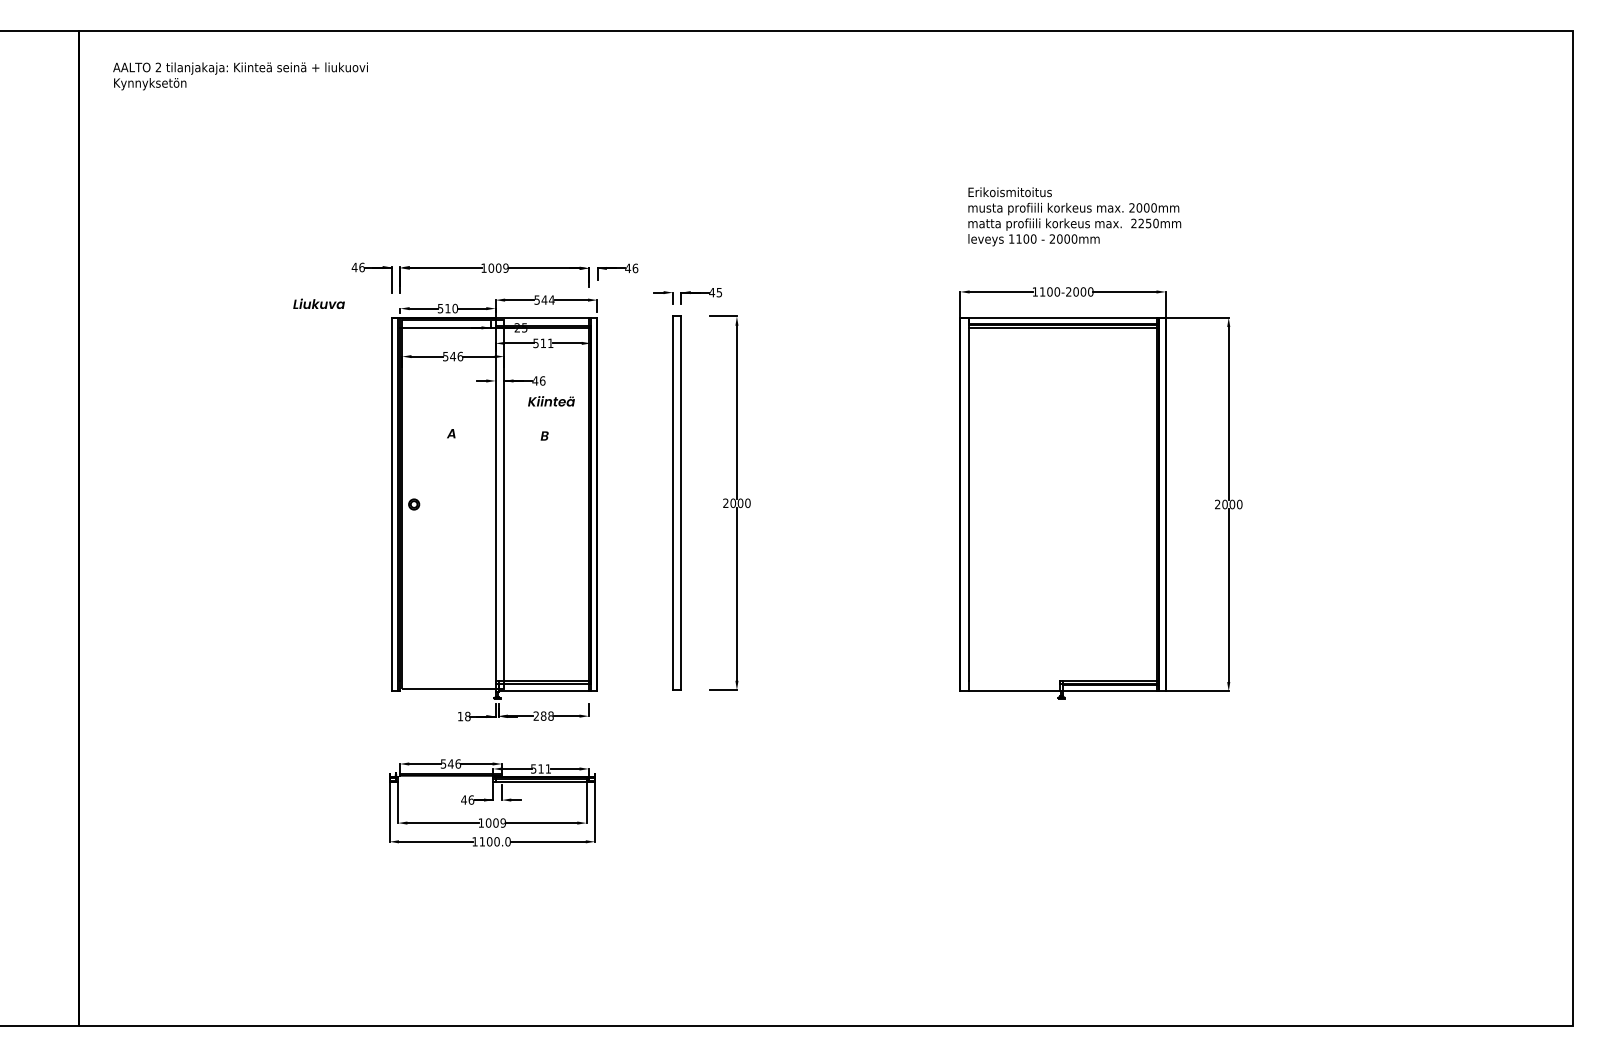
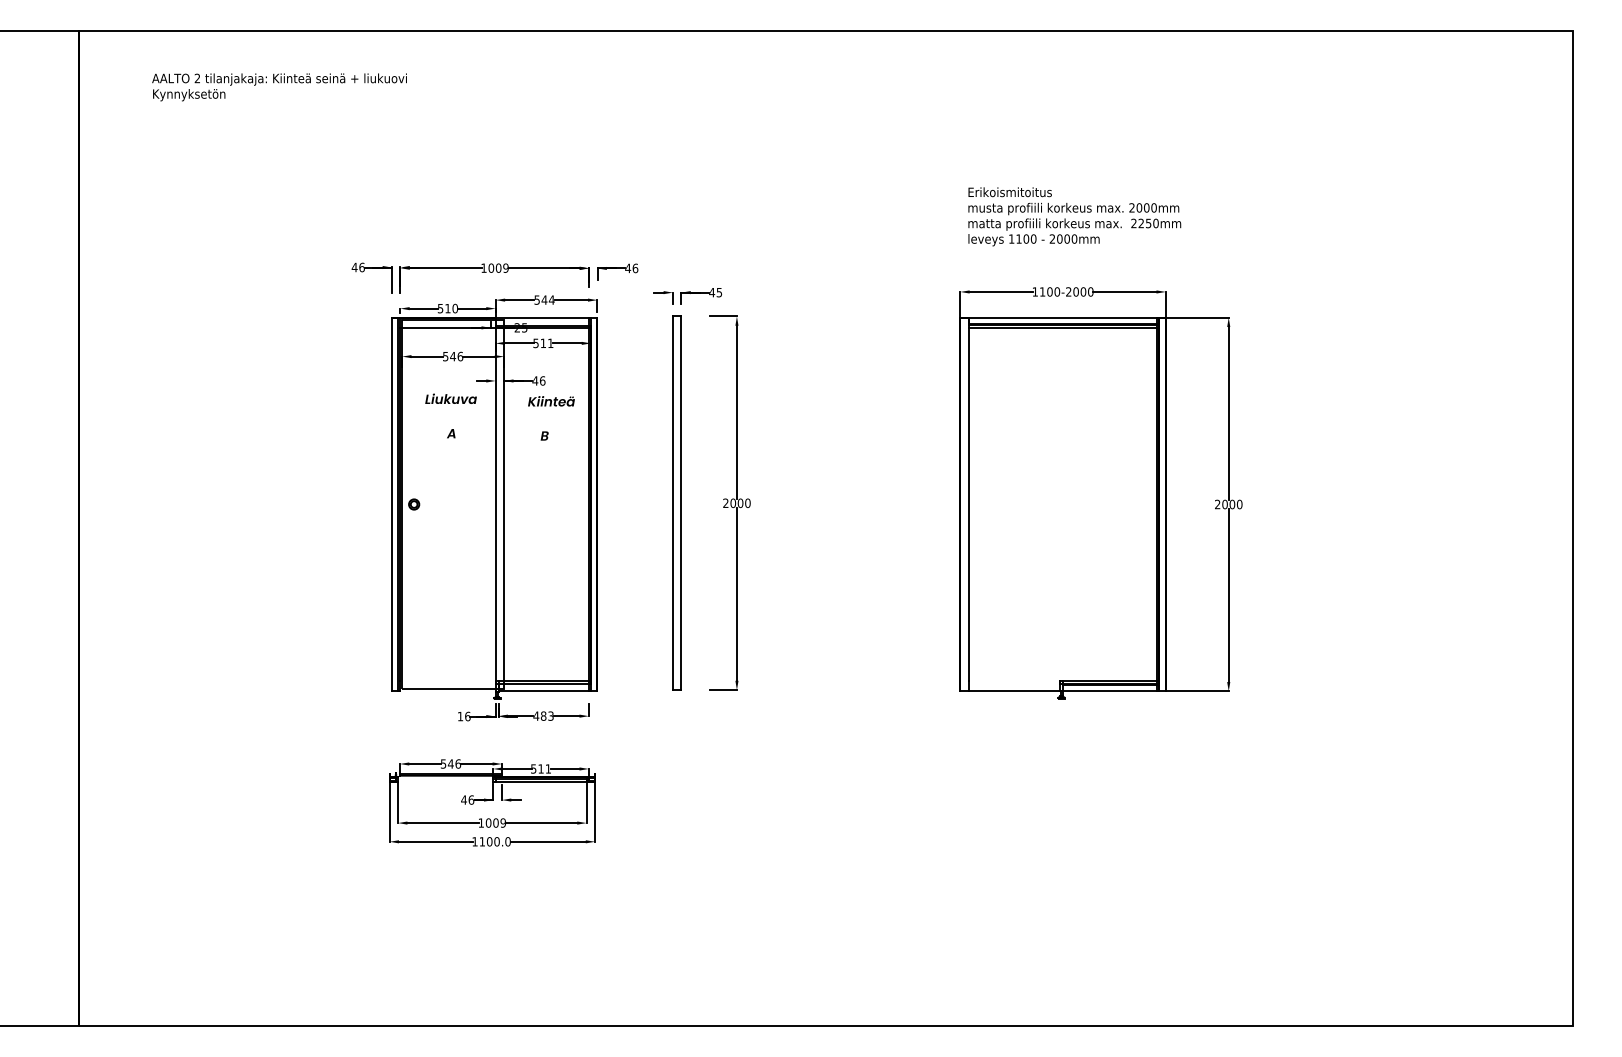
text position: (240, 76) -> (279, 87) (279, 87)
text position: (318, 303) -> (450, 398) (450, 398)
text: 288 -> 483 (543, 715)
text: 18 -> 16 (467, 716)
